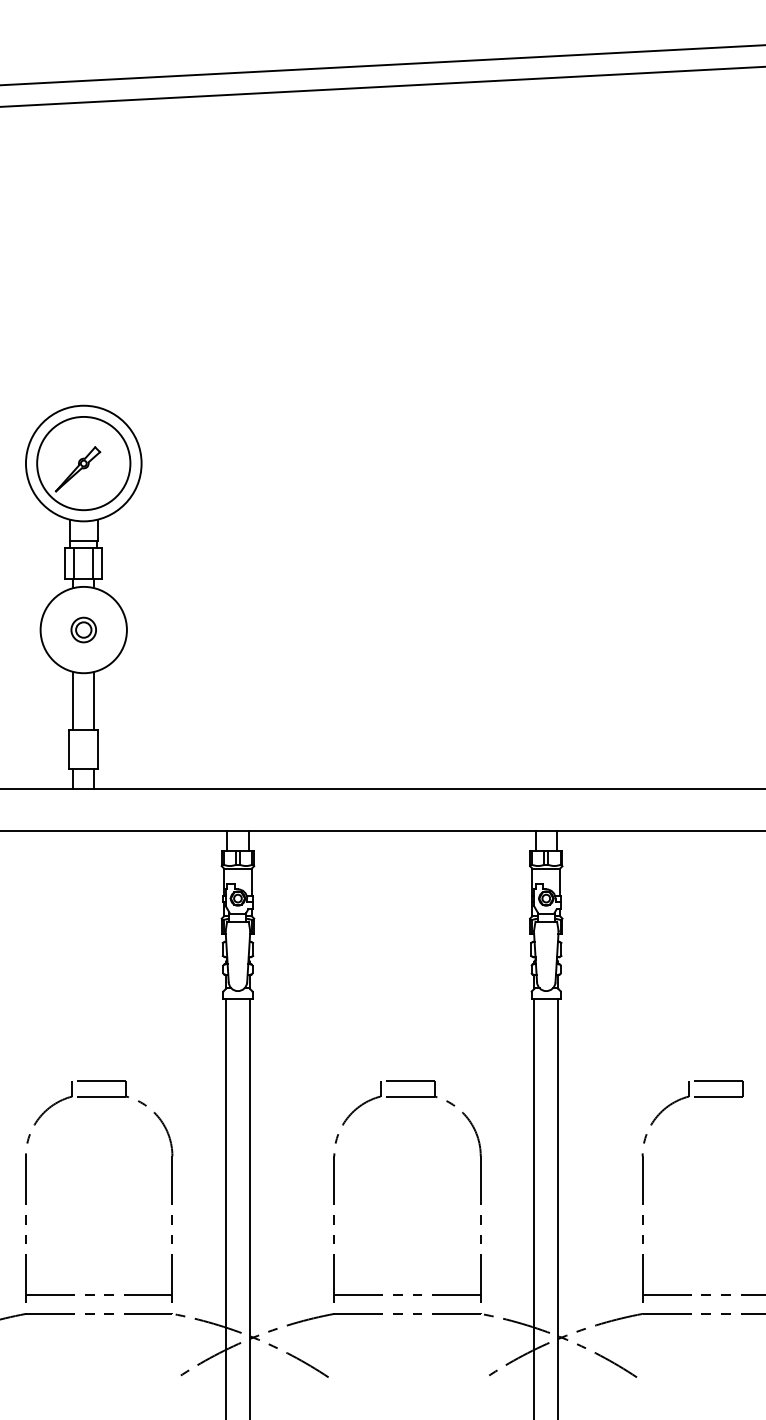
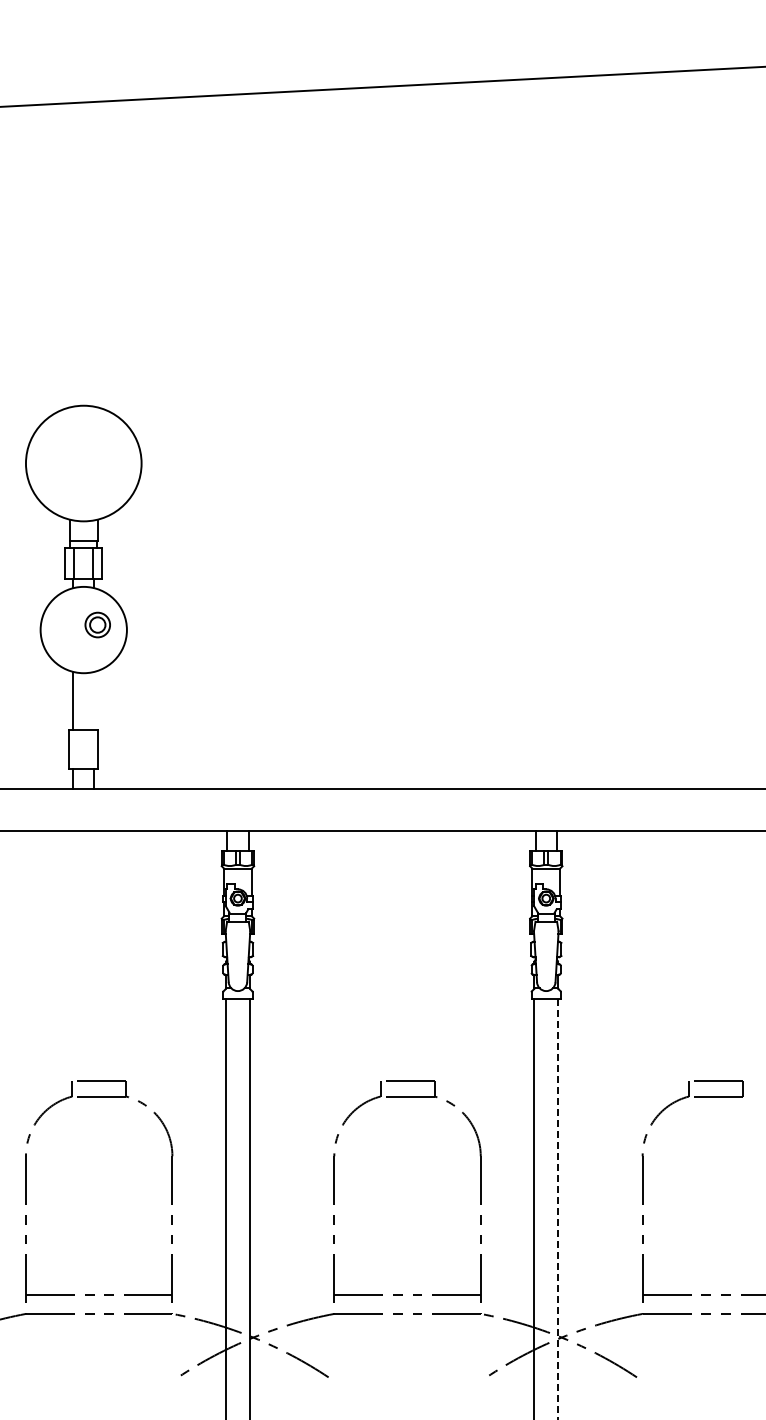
line: present -> none (382, 65)
part: present -> none (83, 463)
part position: (83, 629) -> (97, 624) (97, 624)
line: present -> none (94, 700)
line: solid -> dashed (558, 1209)
